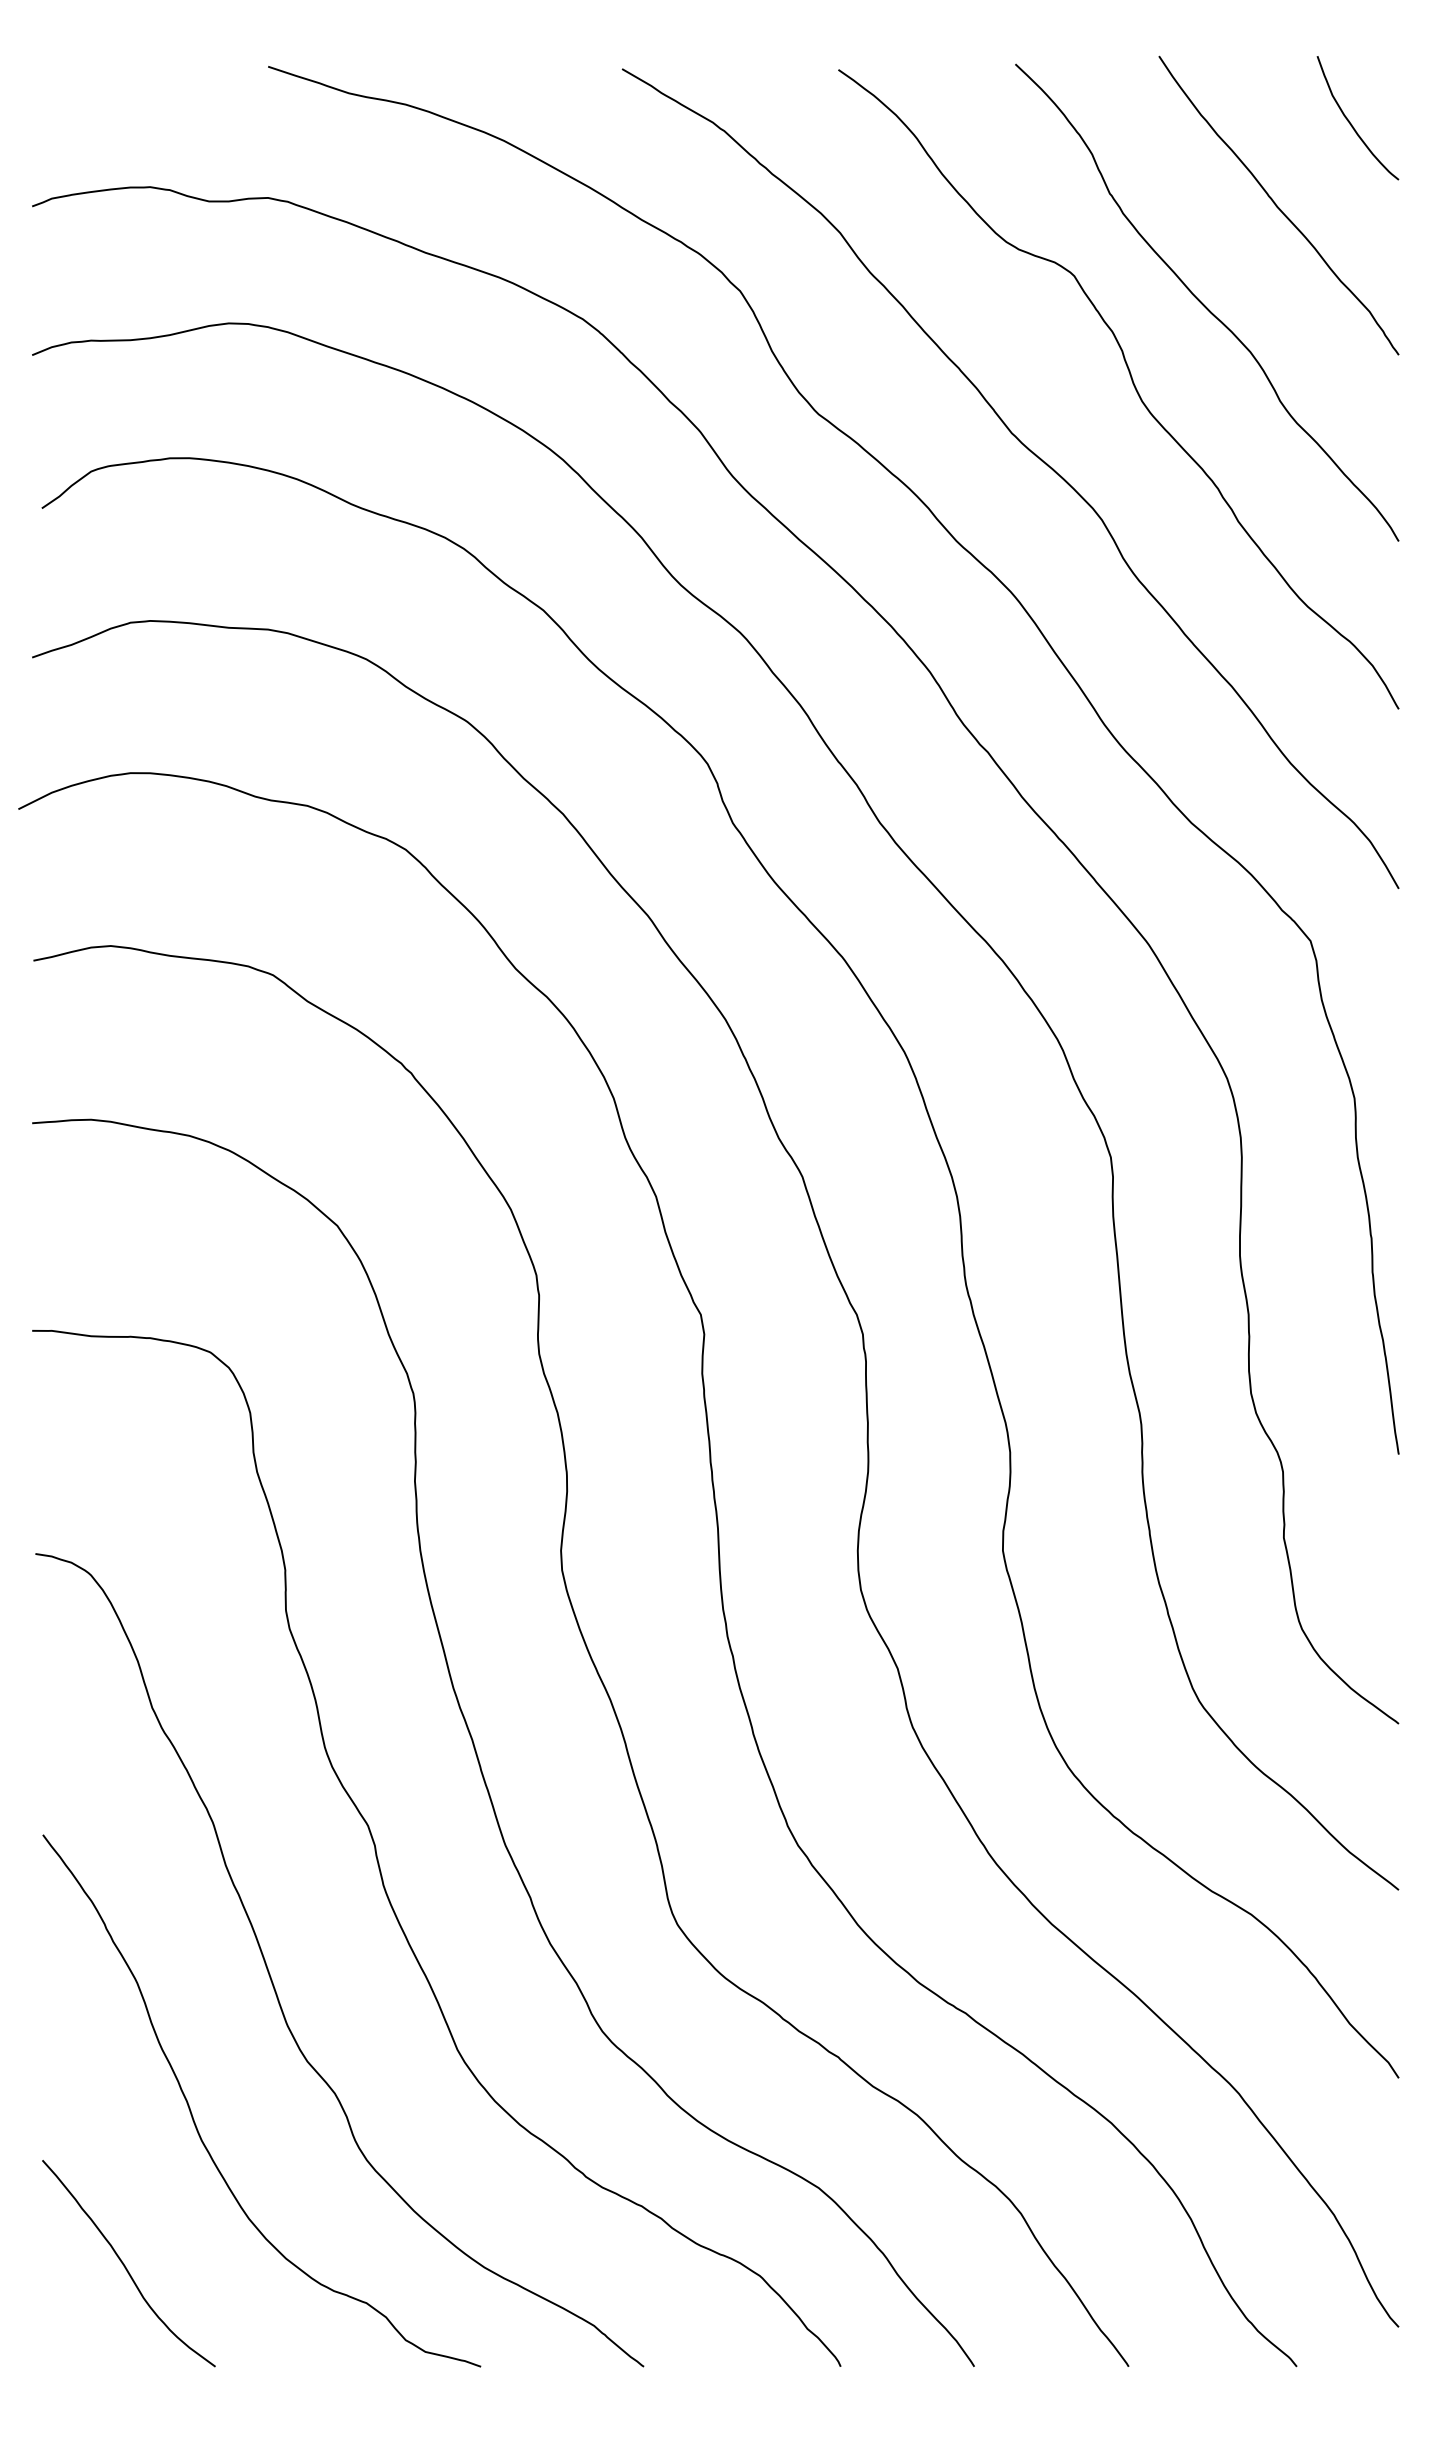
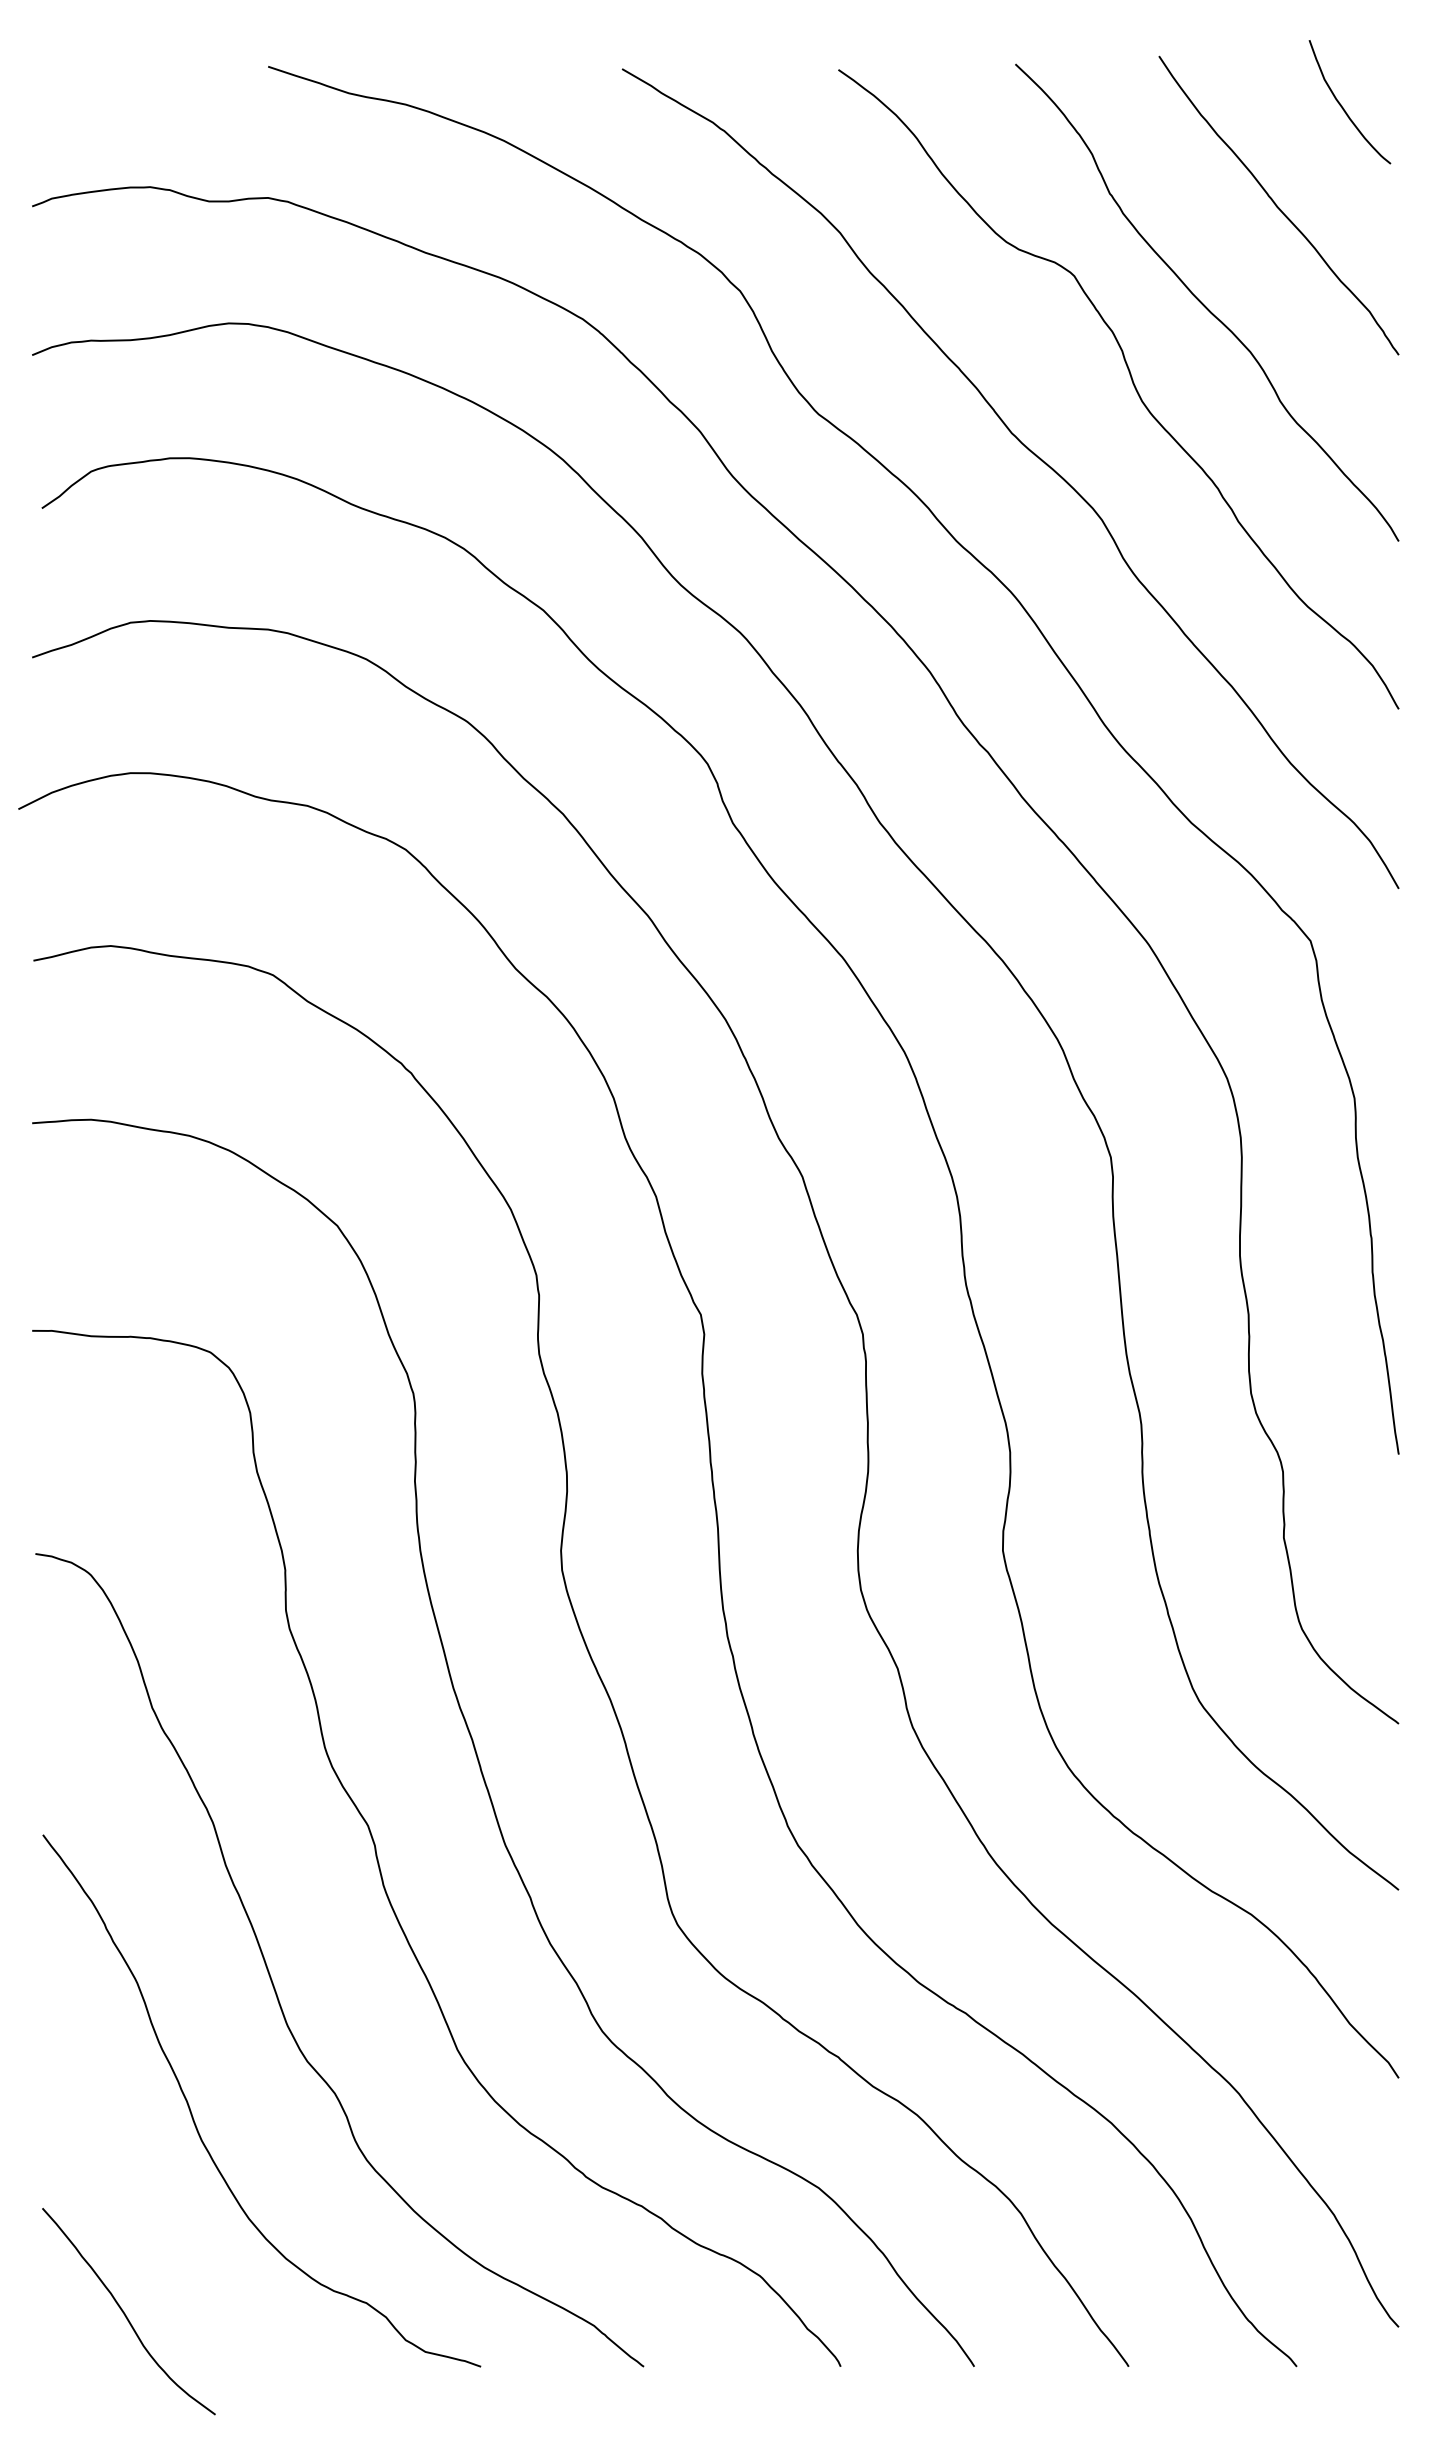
curve position: (1351, 123) -> (1343, 107) (1343, 107)
curve position: (125, 2265) -> (125, 2313) (125, 2313)
